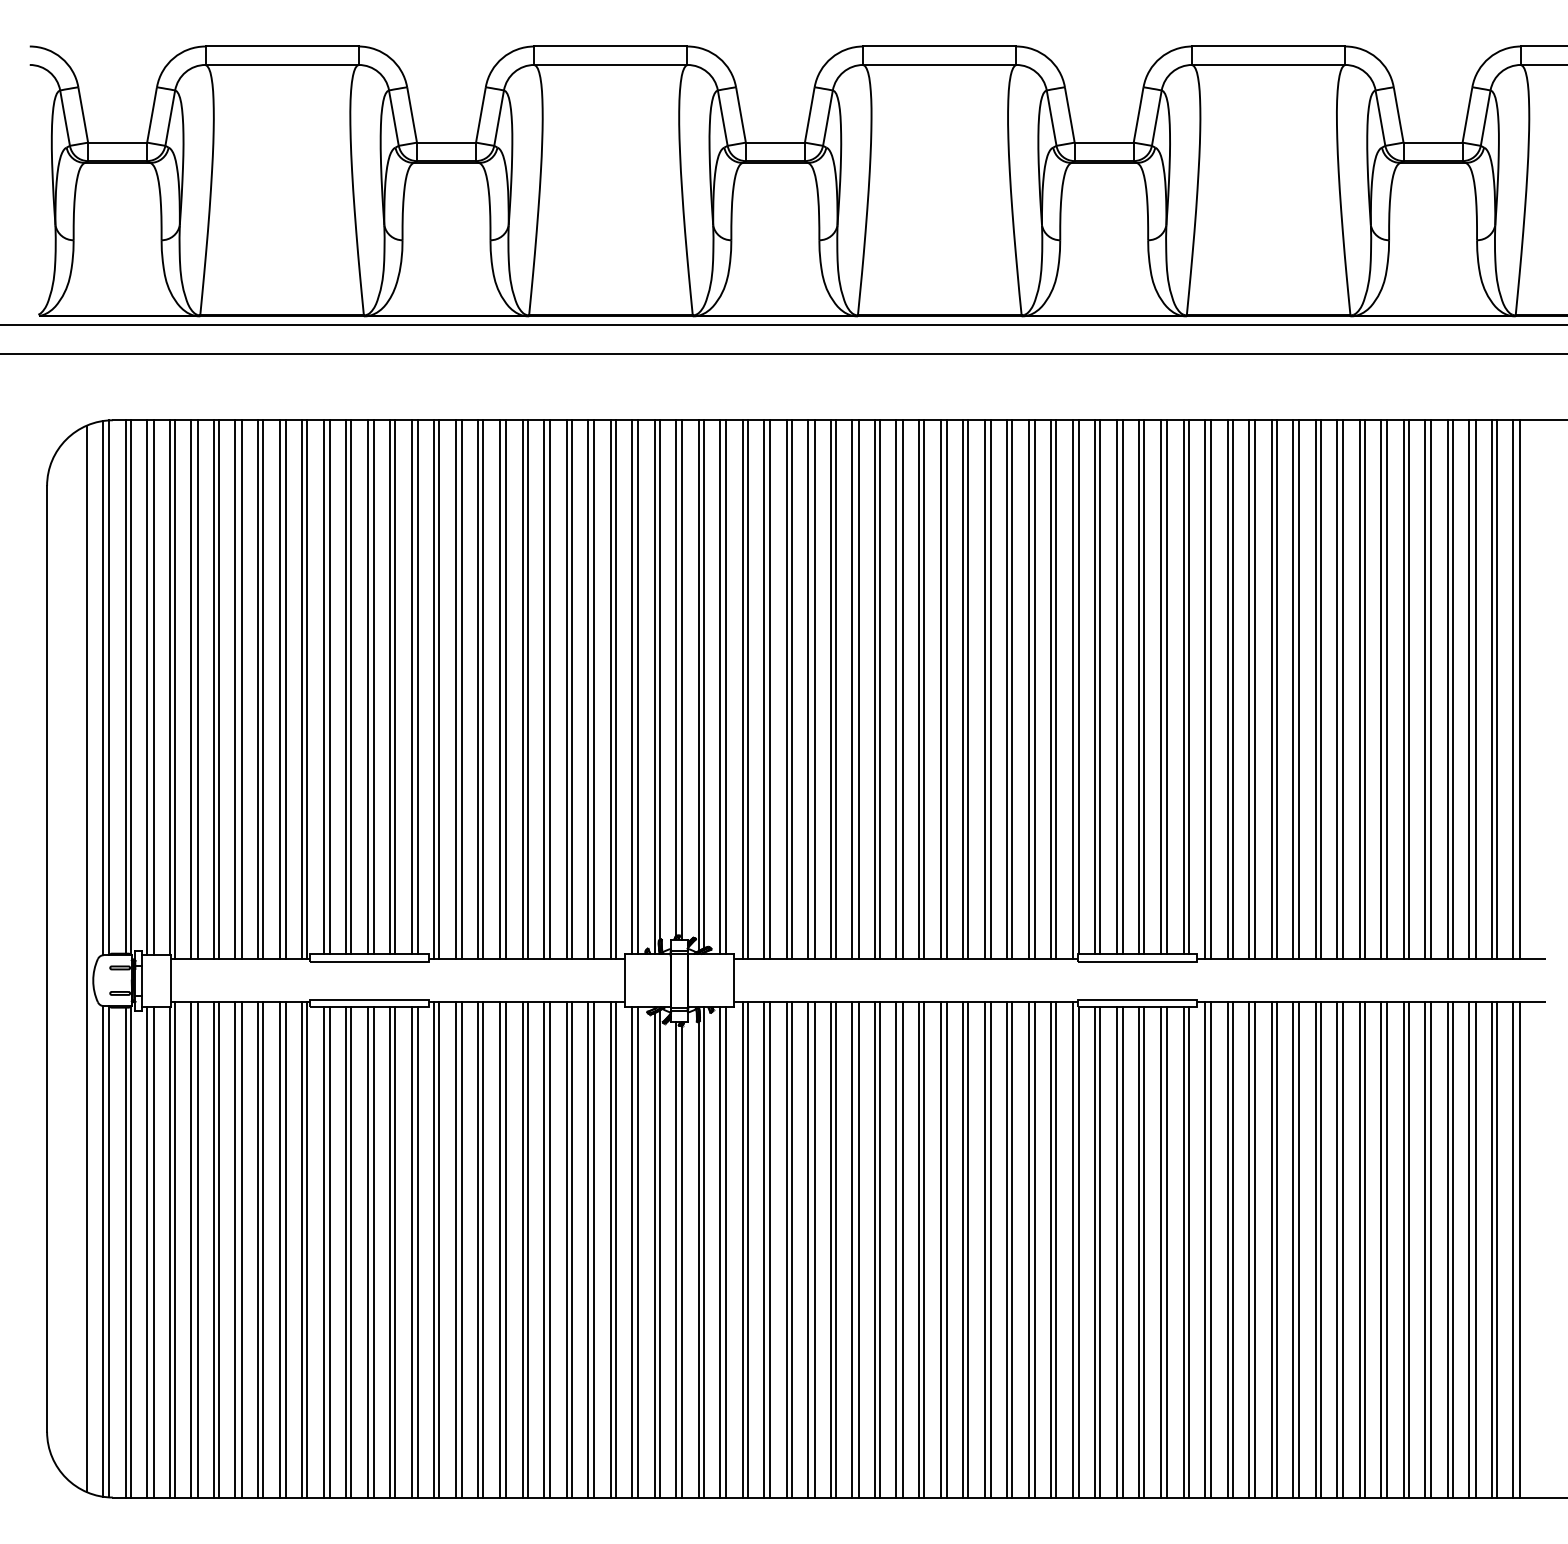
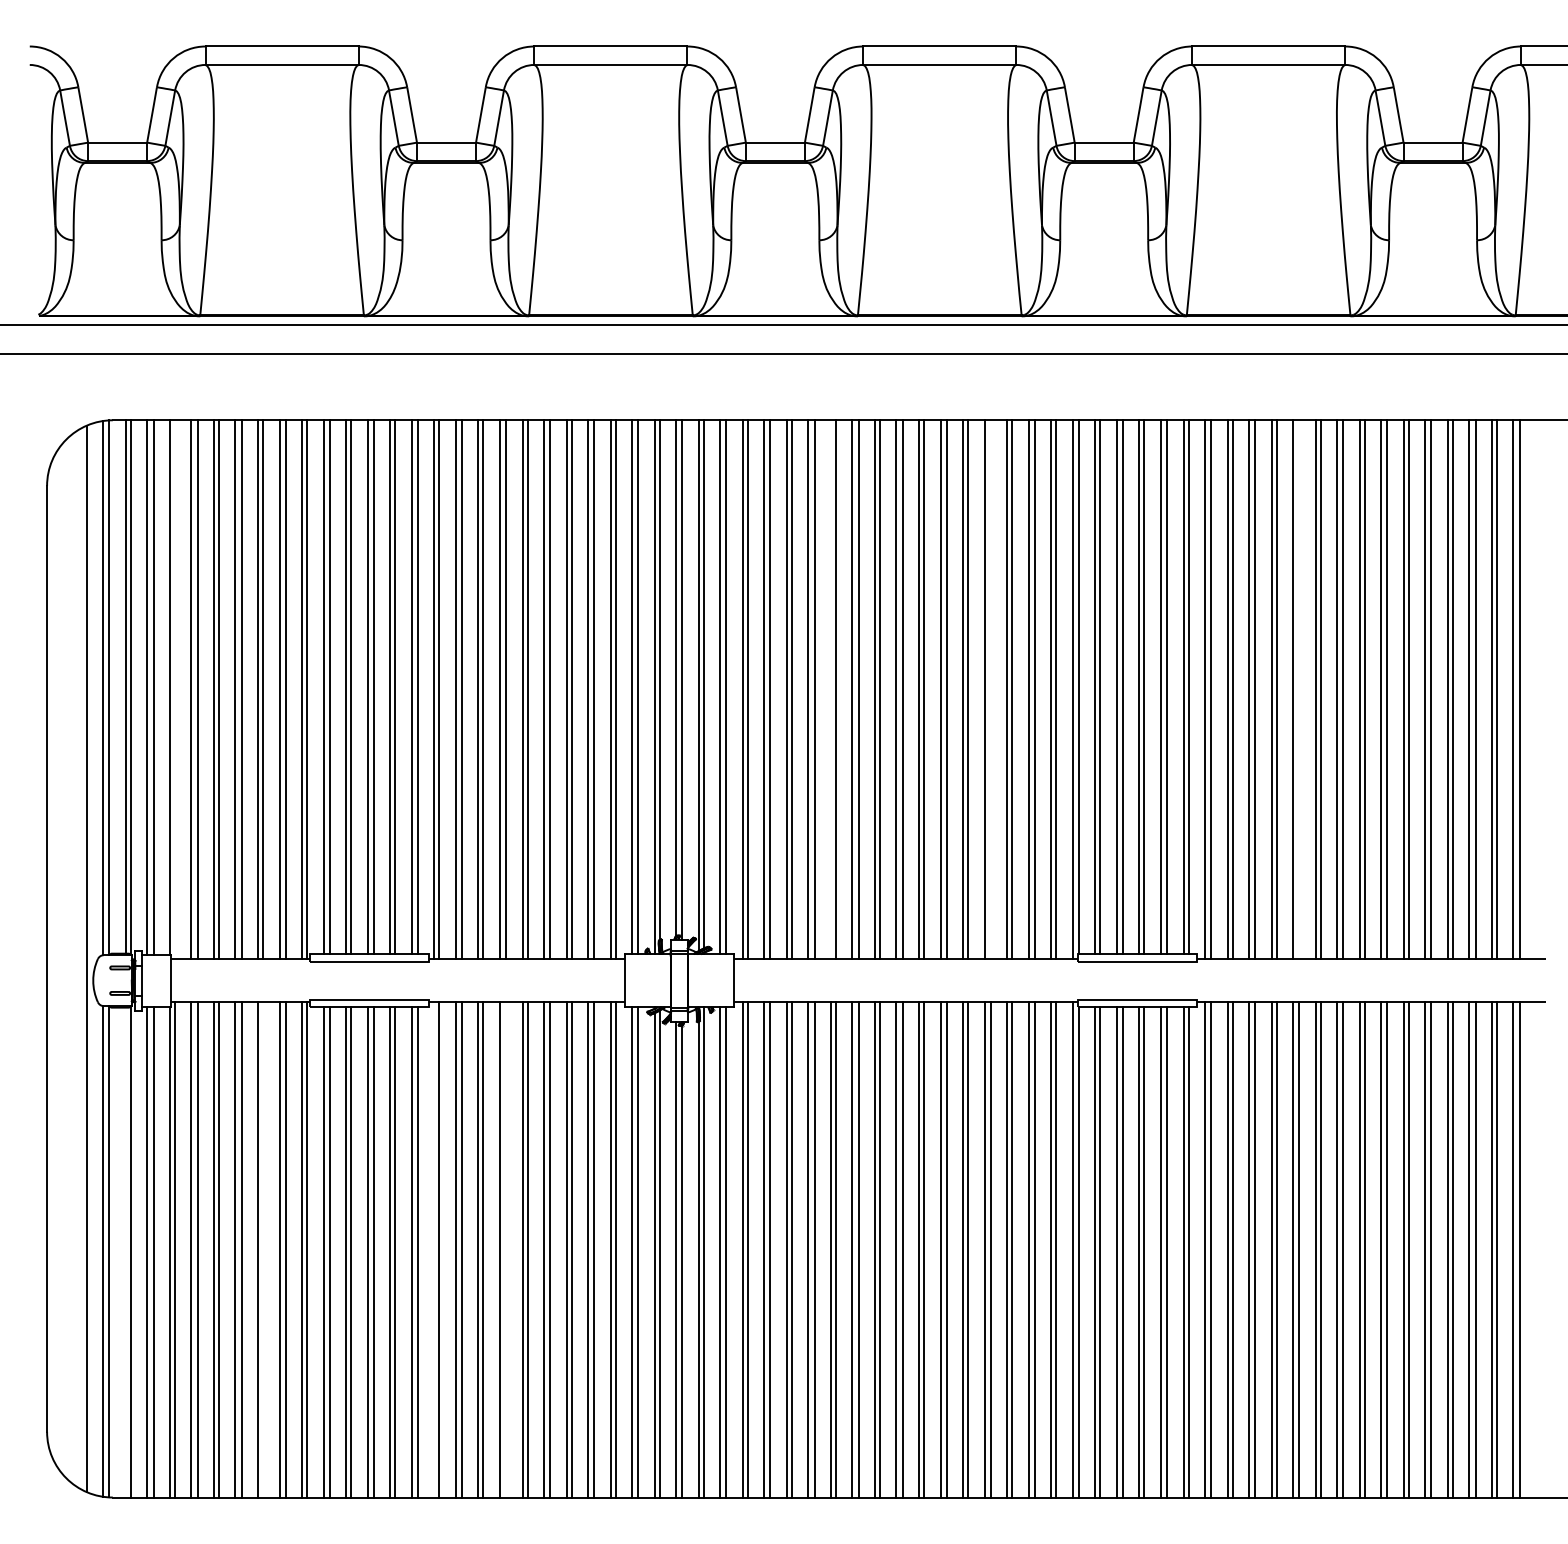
line: present -> none (174, 689)
line: present -> none (830, 689)
line: present -> none (990, 689)
line: present -> none (1299, 689)
line: present -> none (263, 1249)
line: present -> none (434, 1249)
line: present -> none (506, 1249)
line: present -> none (125, 1252)
